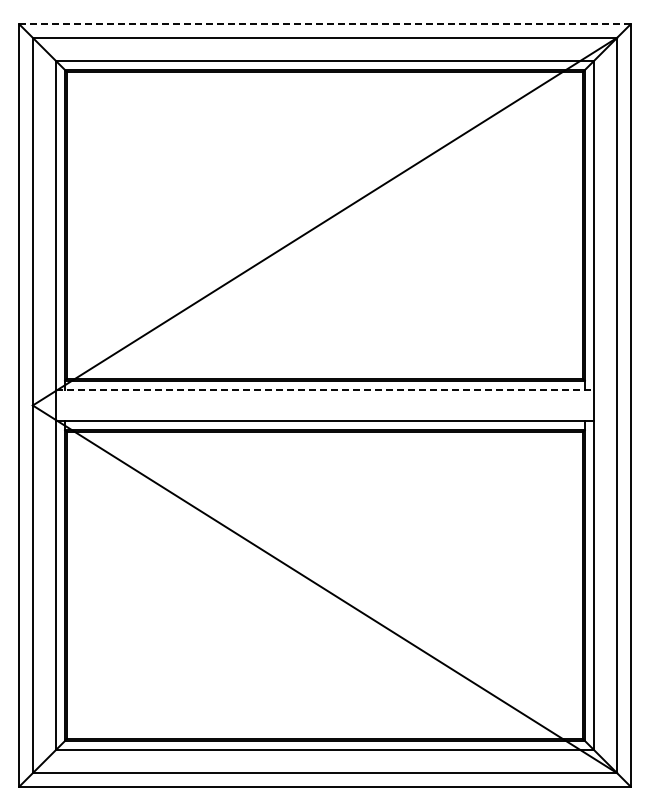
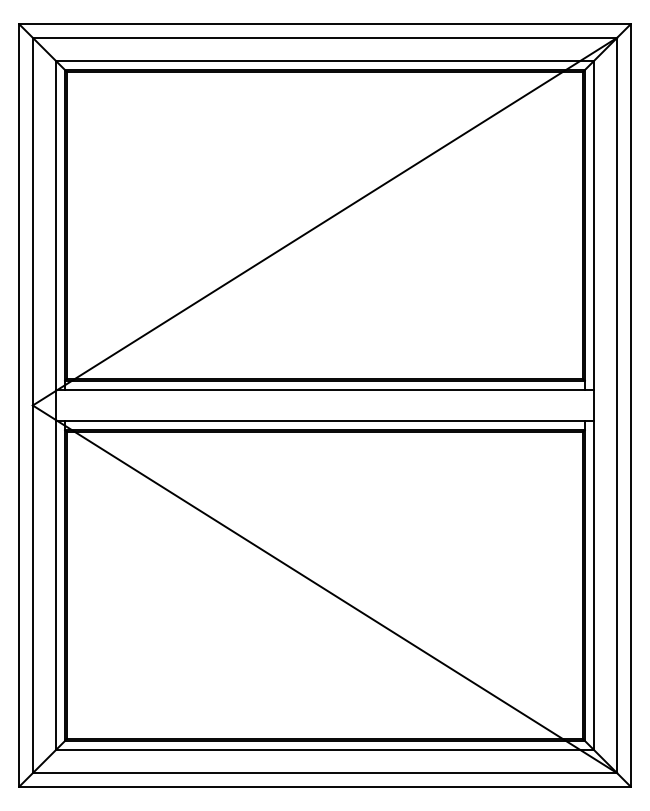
line: dashed -> solid (325, 24)
line: dashed -> solid (325, 390)
